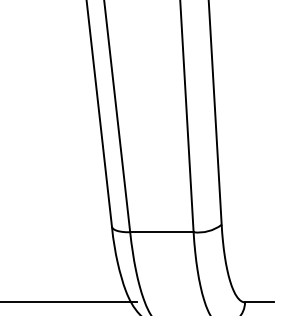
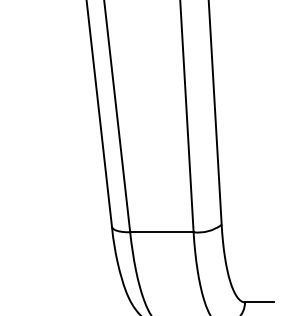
line: present -> none (69, 302)
